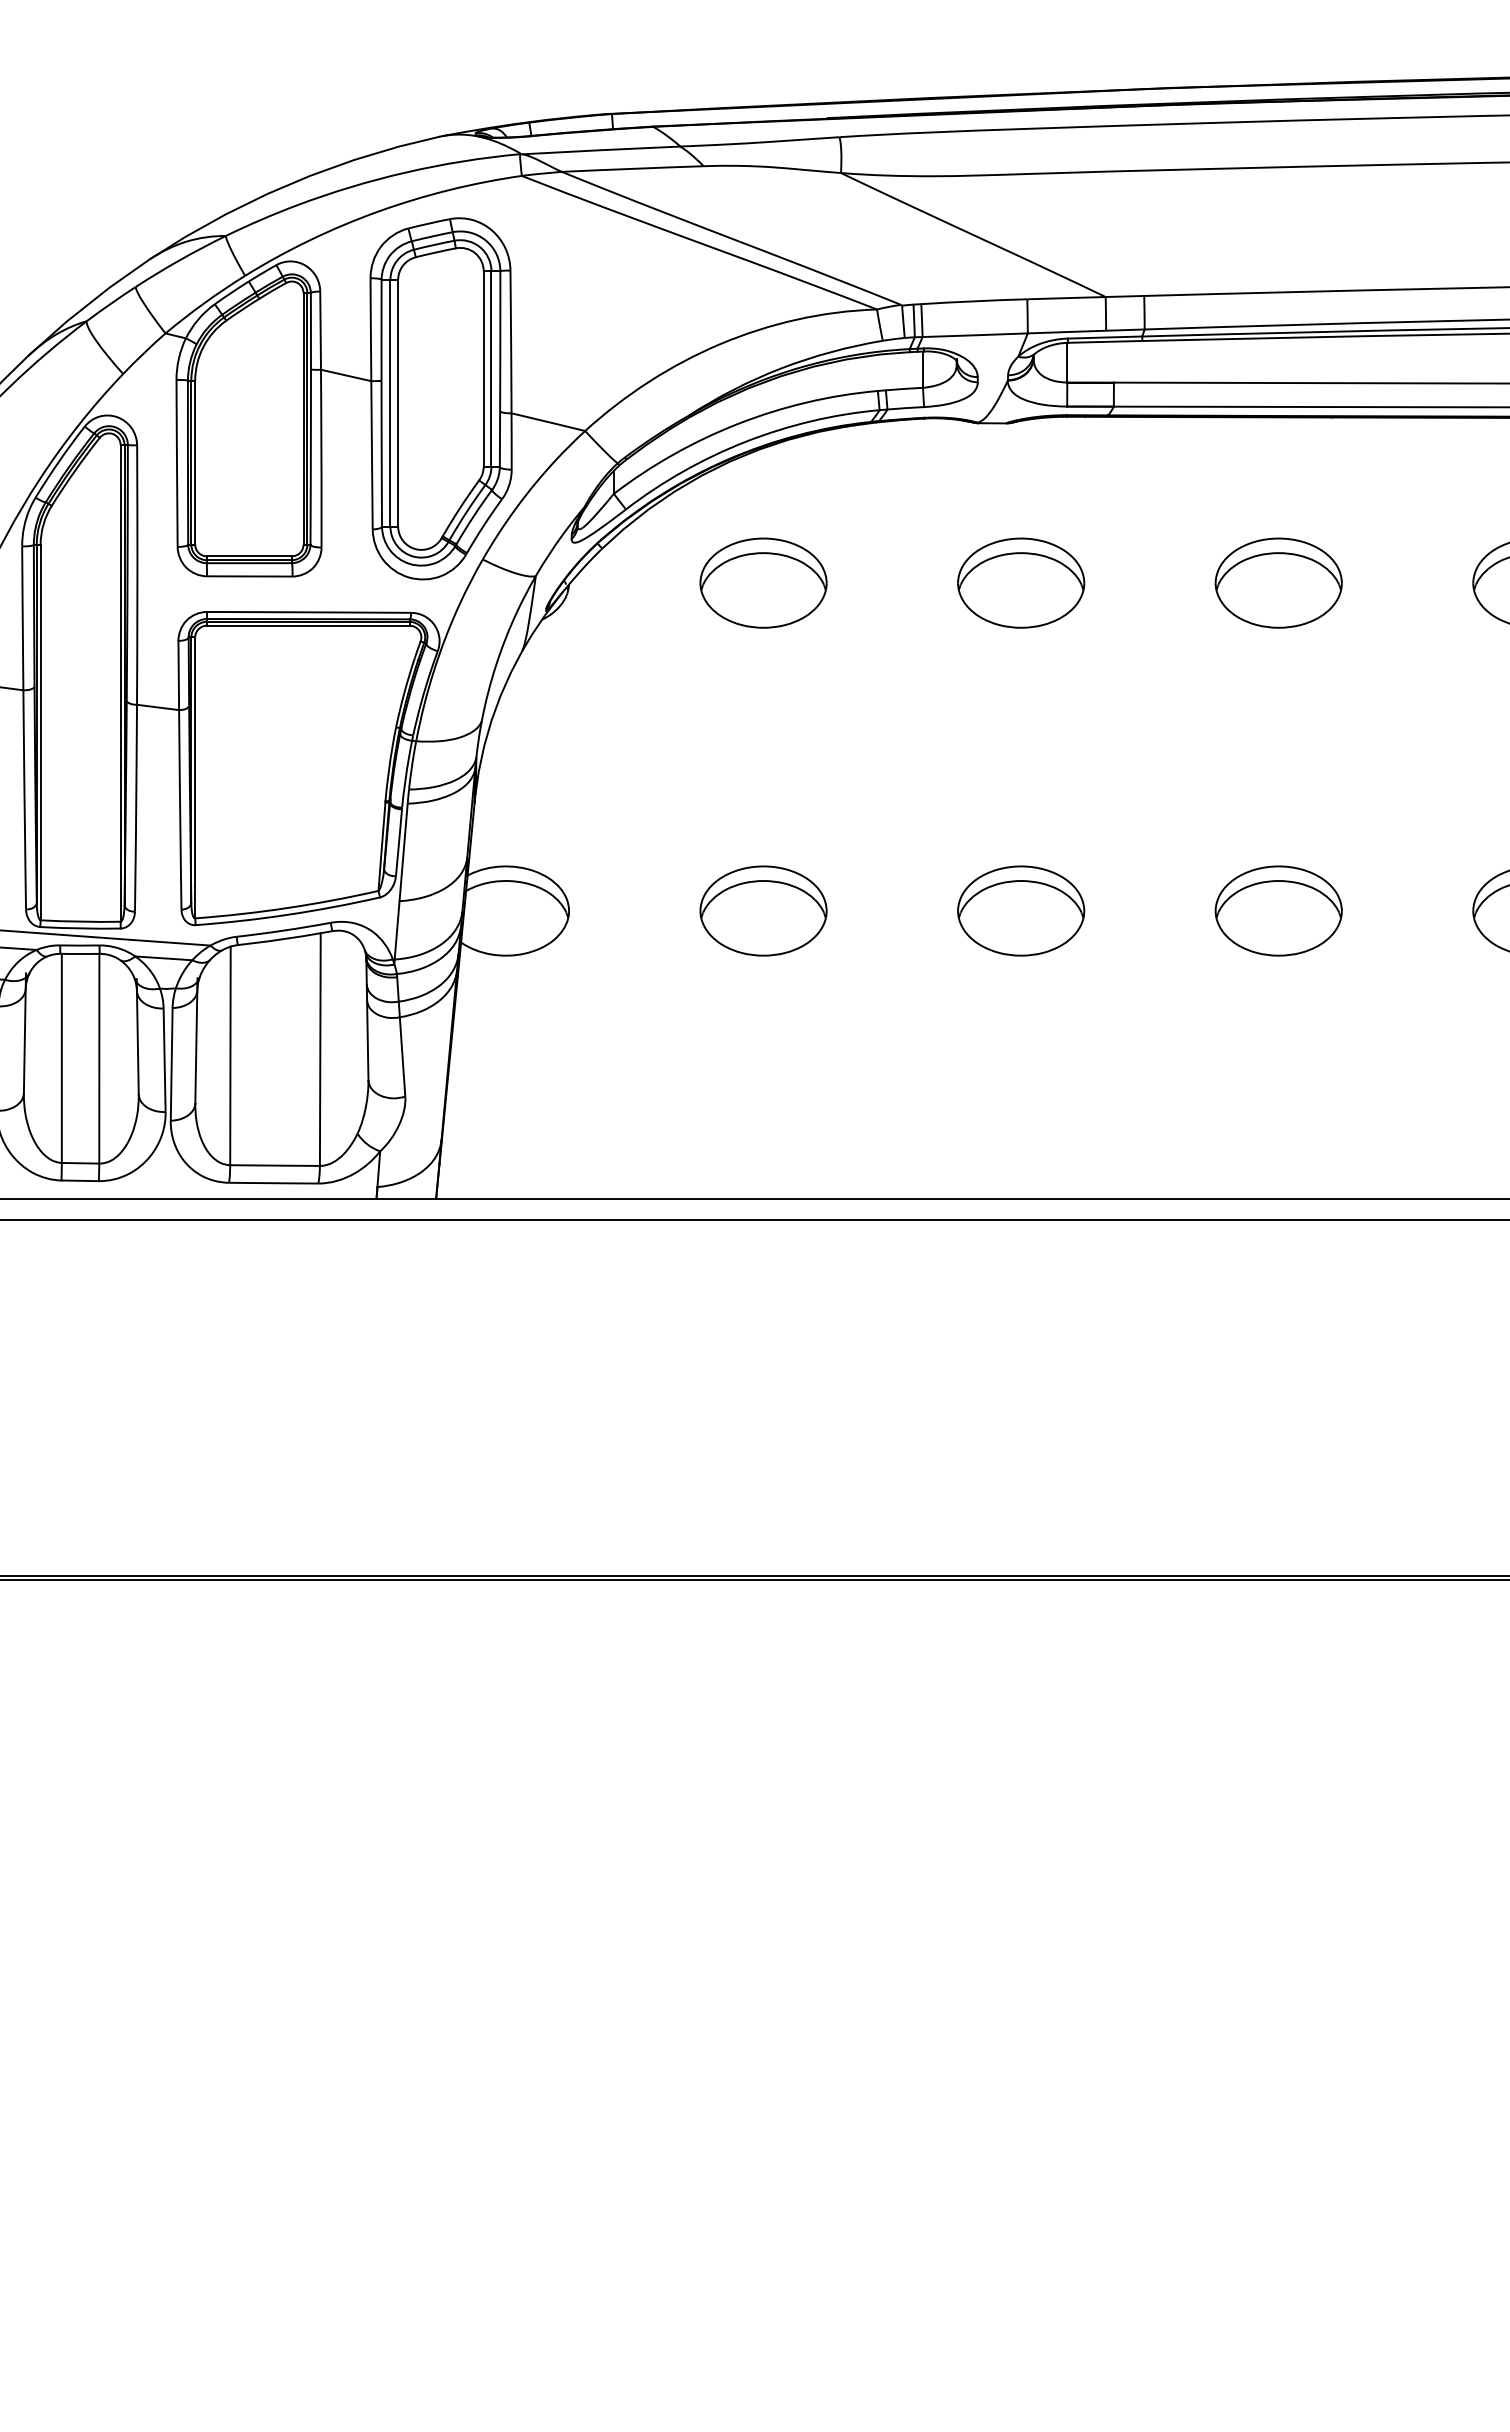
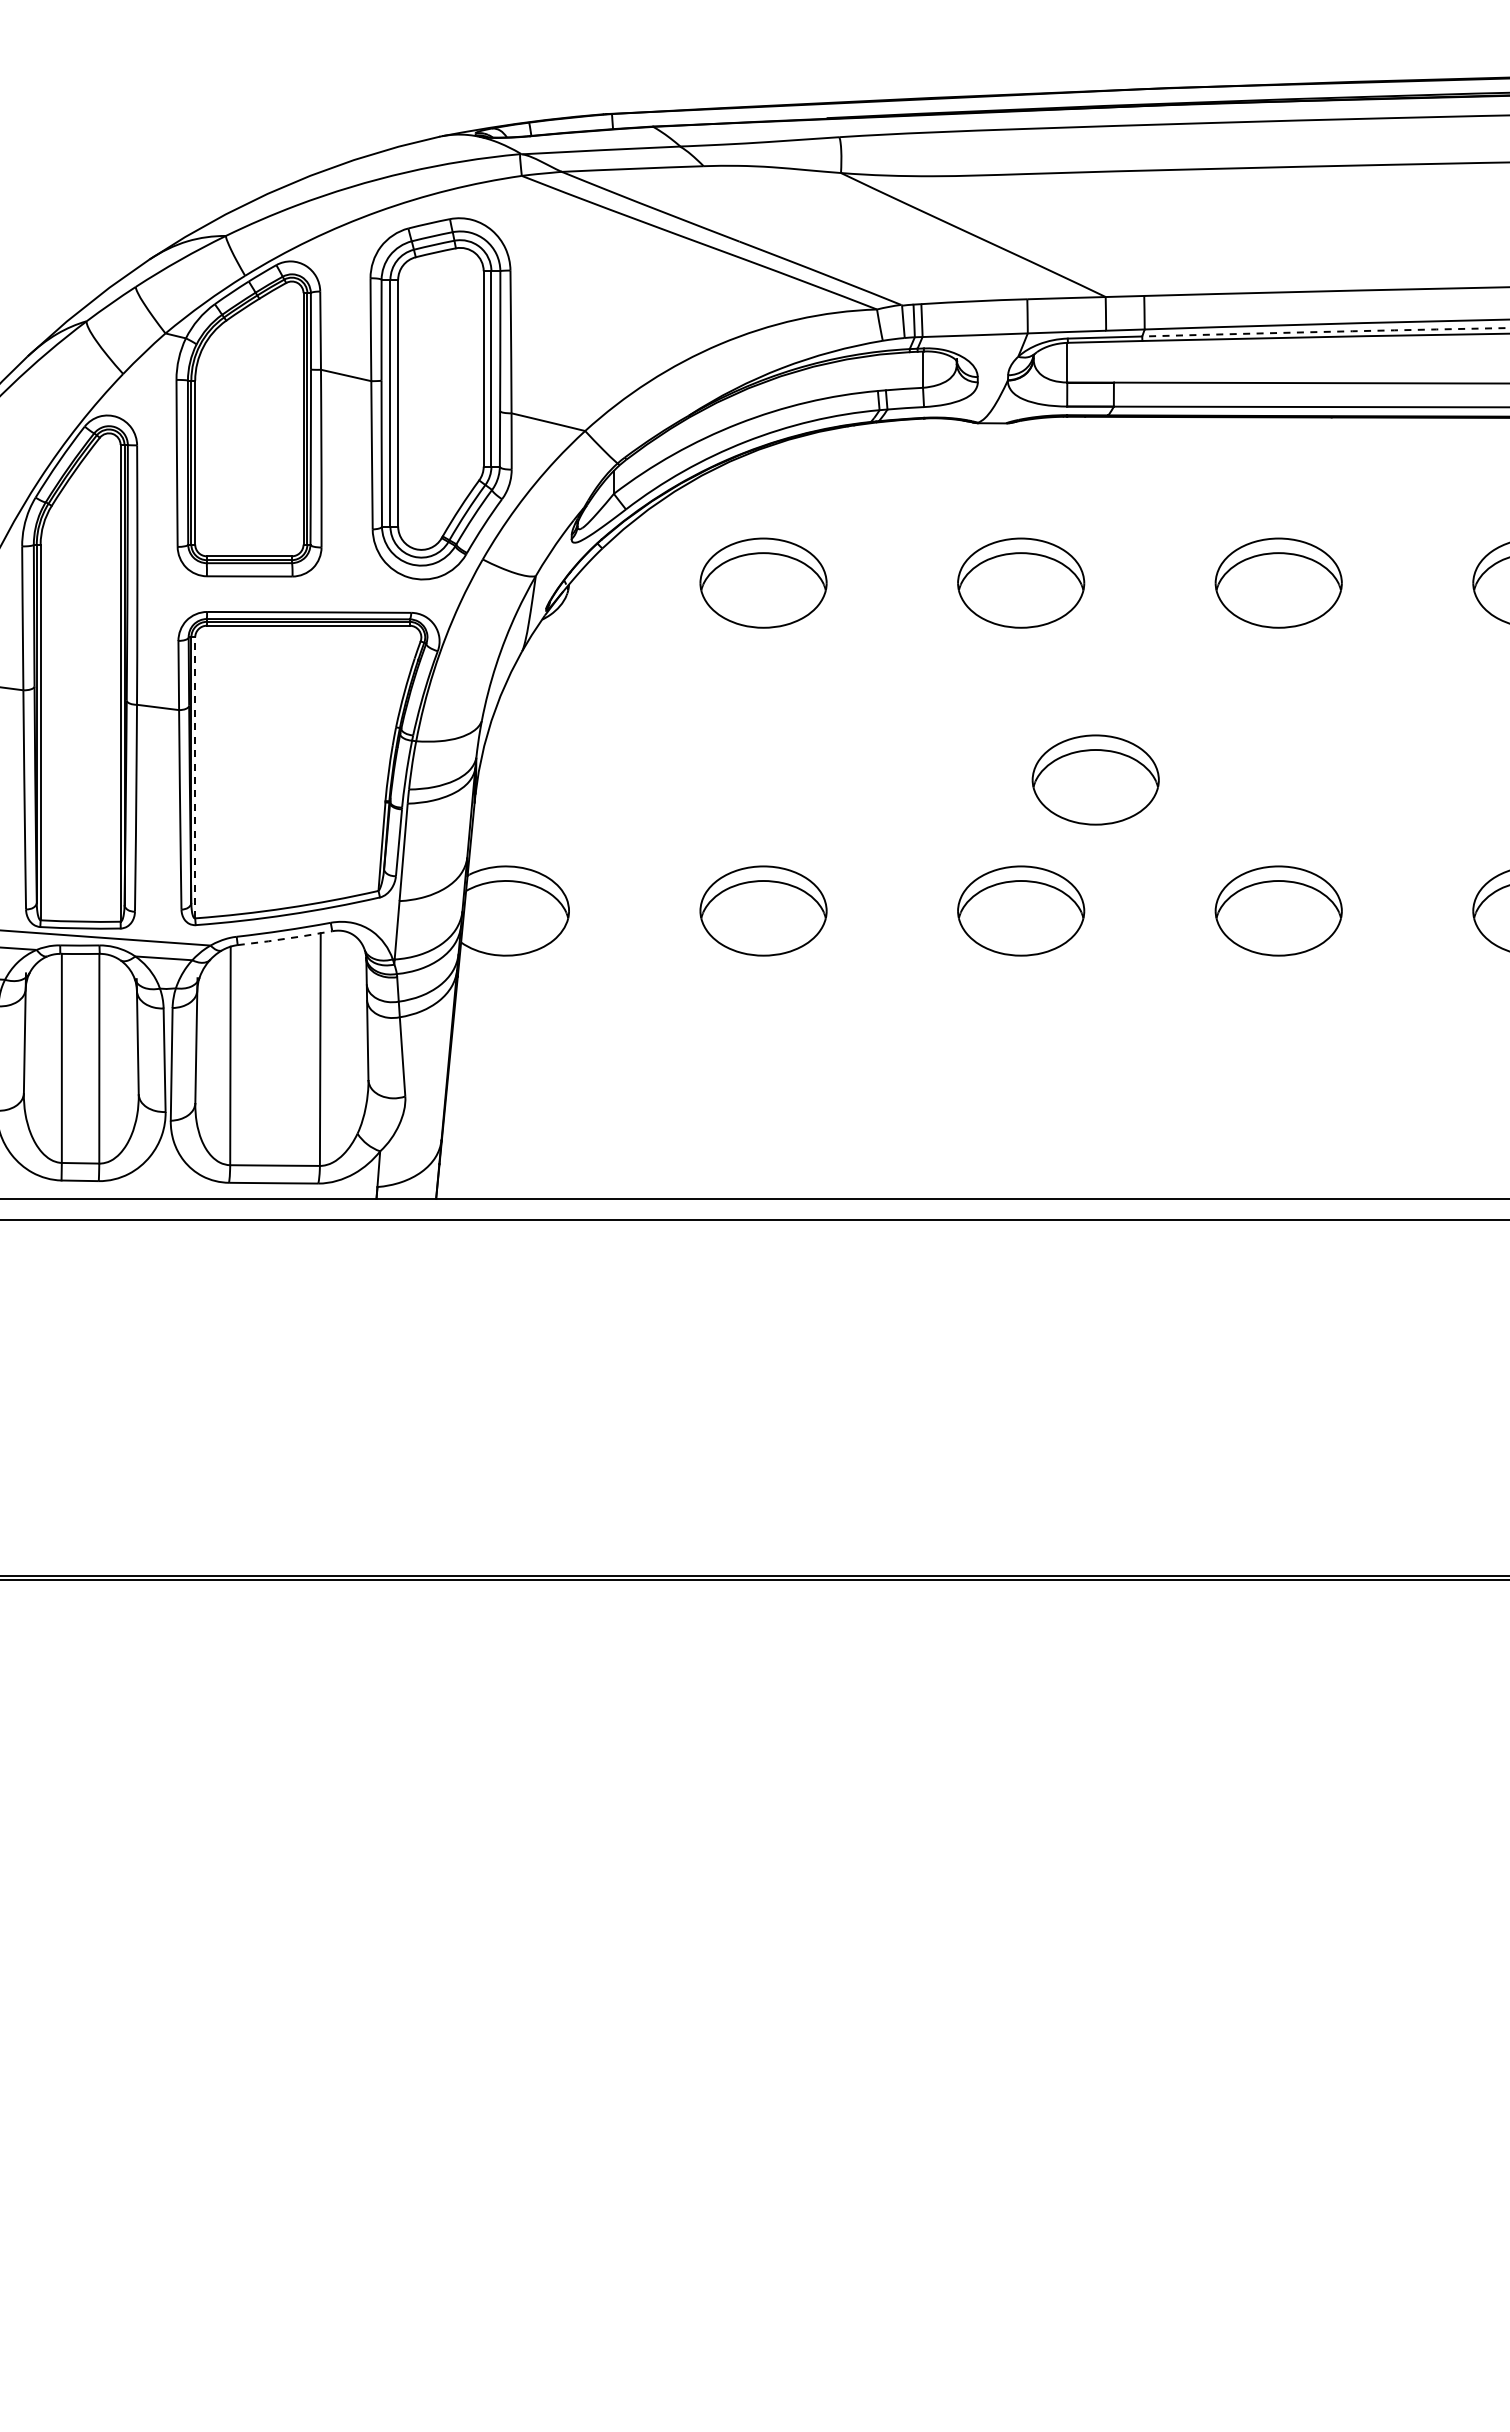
arc: solid -> dashed (1325, 331)
line: solid -> dashed (195, 777)
part: none -> present (1095, 779)
line: solid -> dashed (286, 938)
